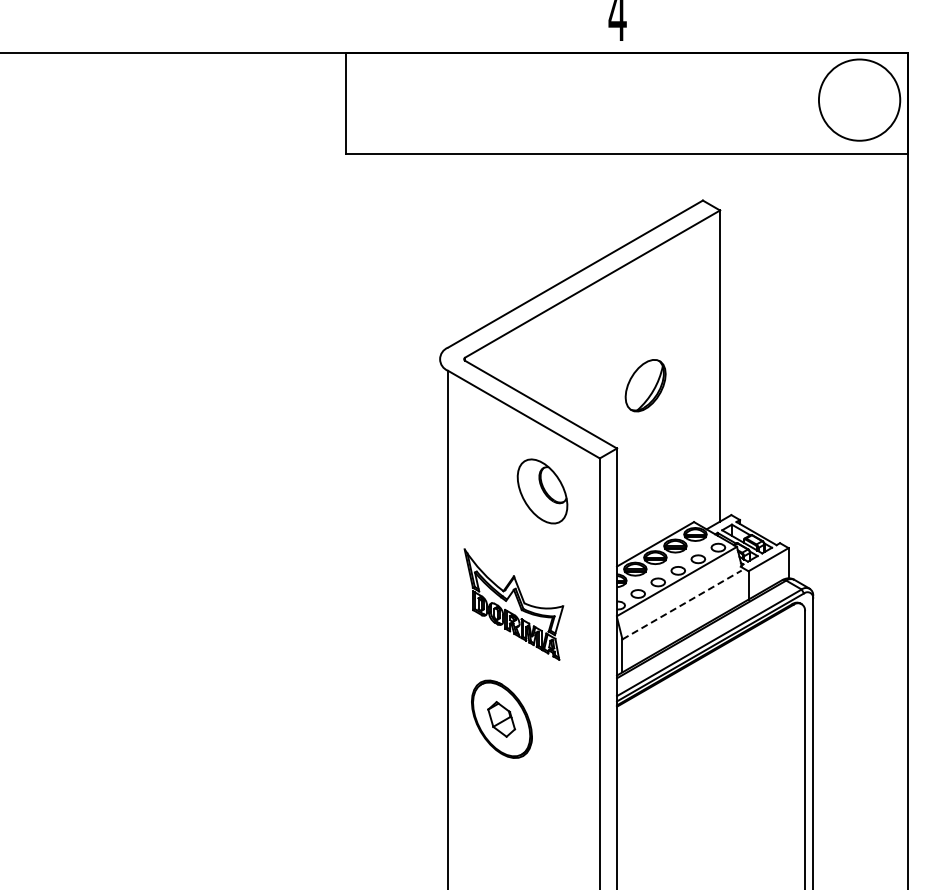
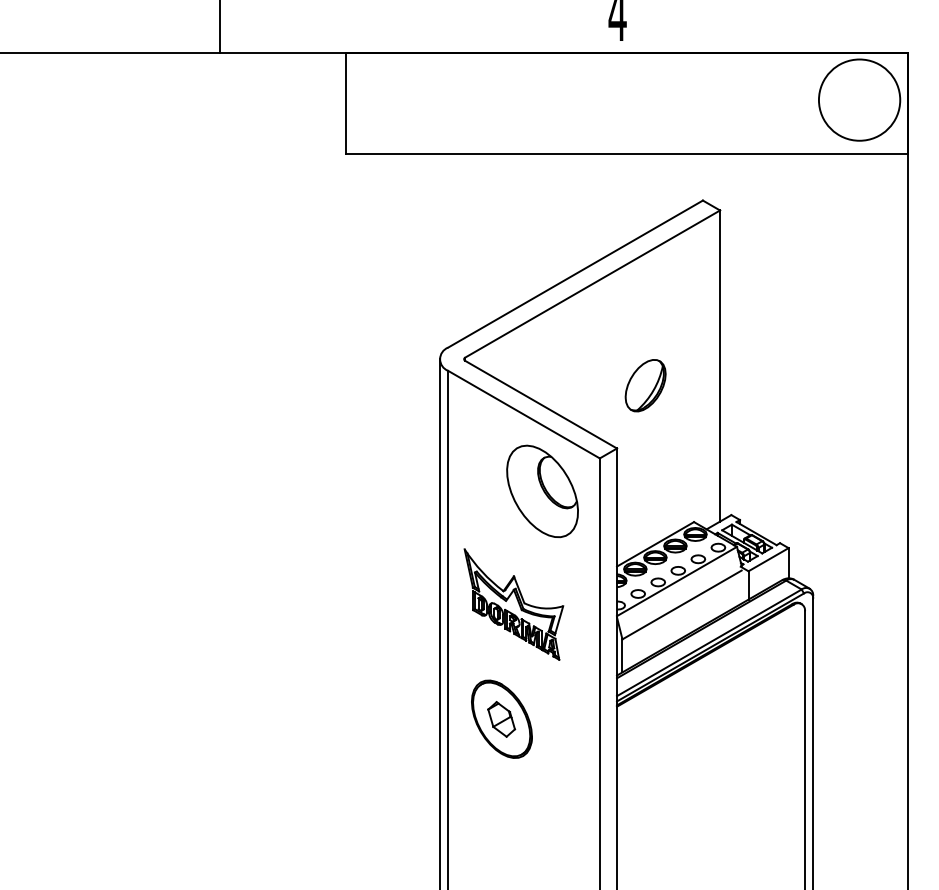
line: none -> present (219, 27)
part size: 53x67 px -> 73x95 px (542, 491)
line: dashed -> solid (682, 604)
line: none -> present (439, 622)
